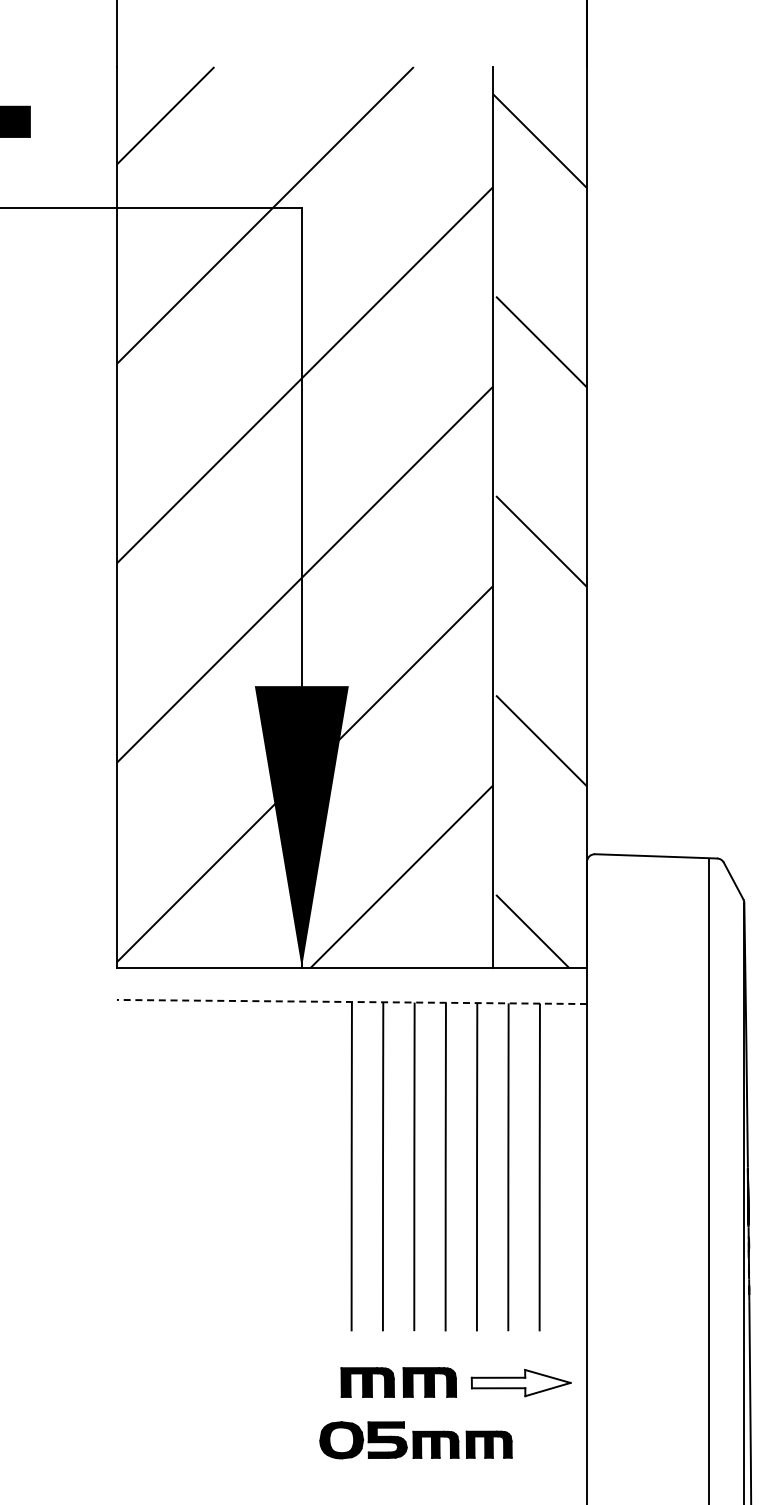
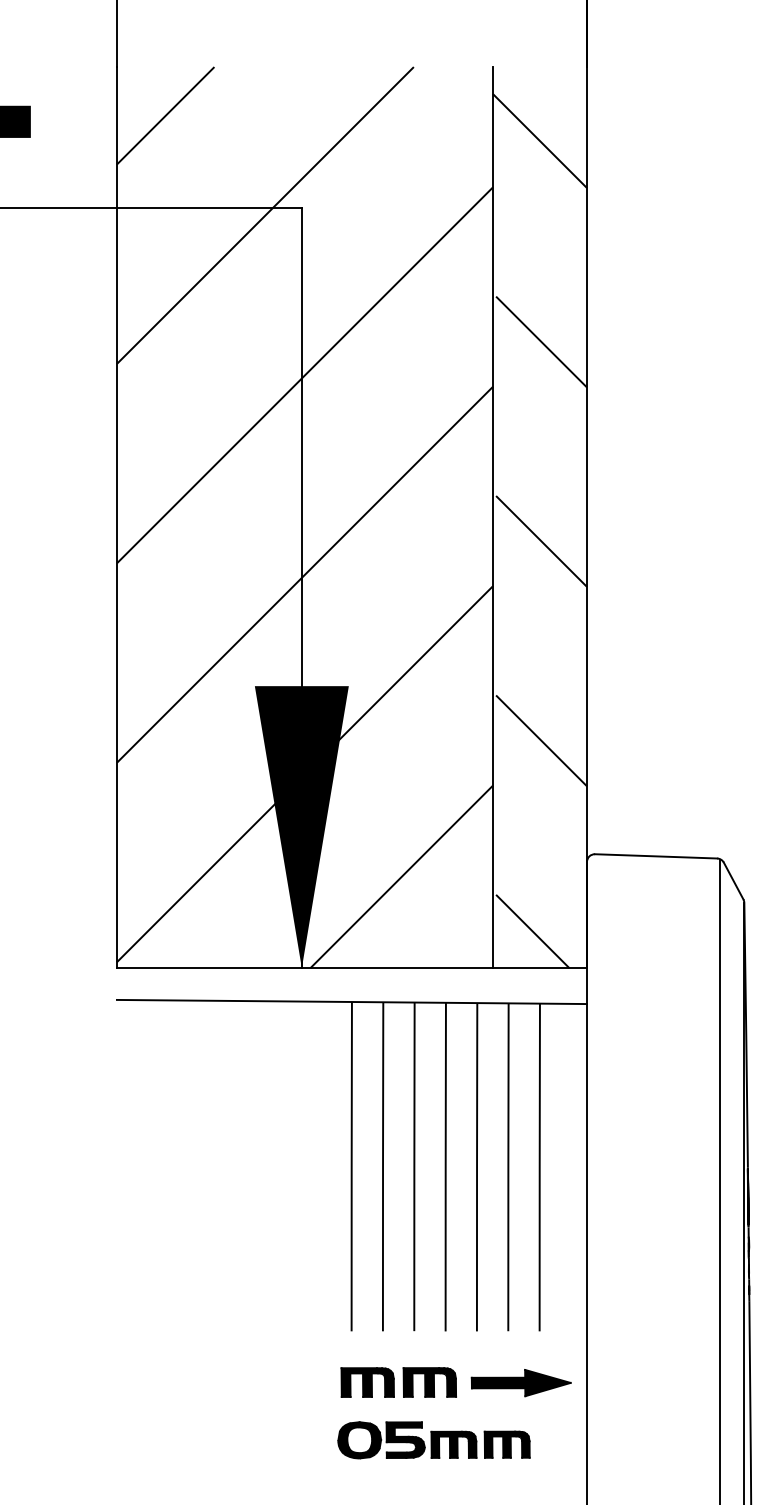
line: dashed -> solid (351, 1001)
line position: (709, 1180) -> (720, 1180) (720, 1180)
fill: none -> present (520, 1382)
part position: (415, 1440) -> (433, 1440) (433, 1440)
